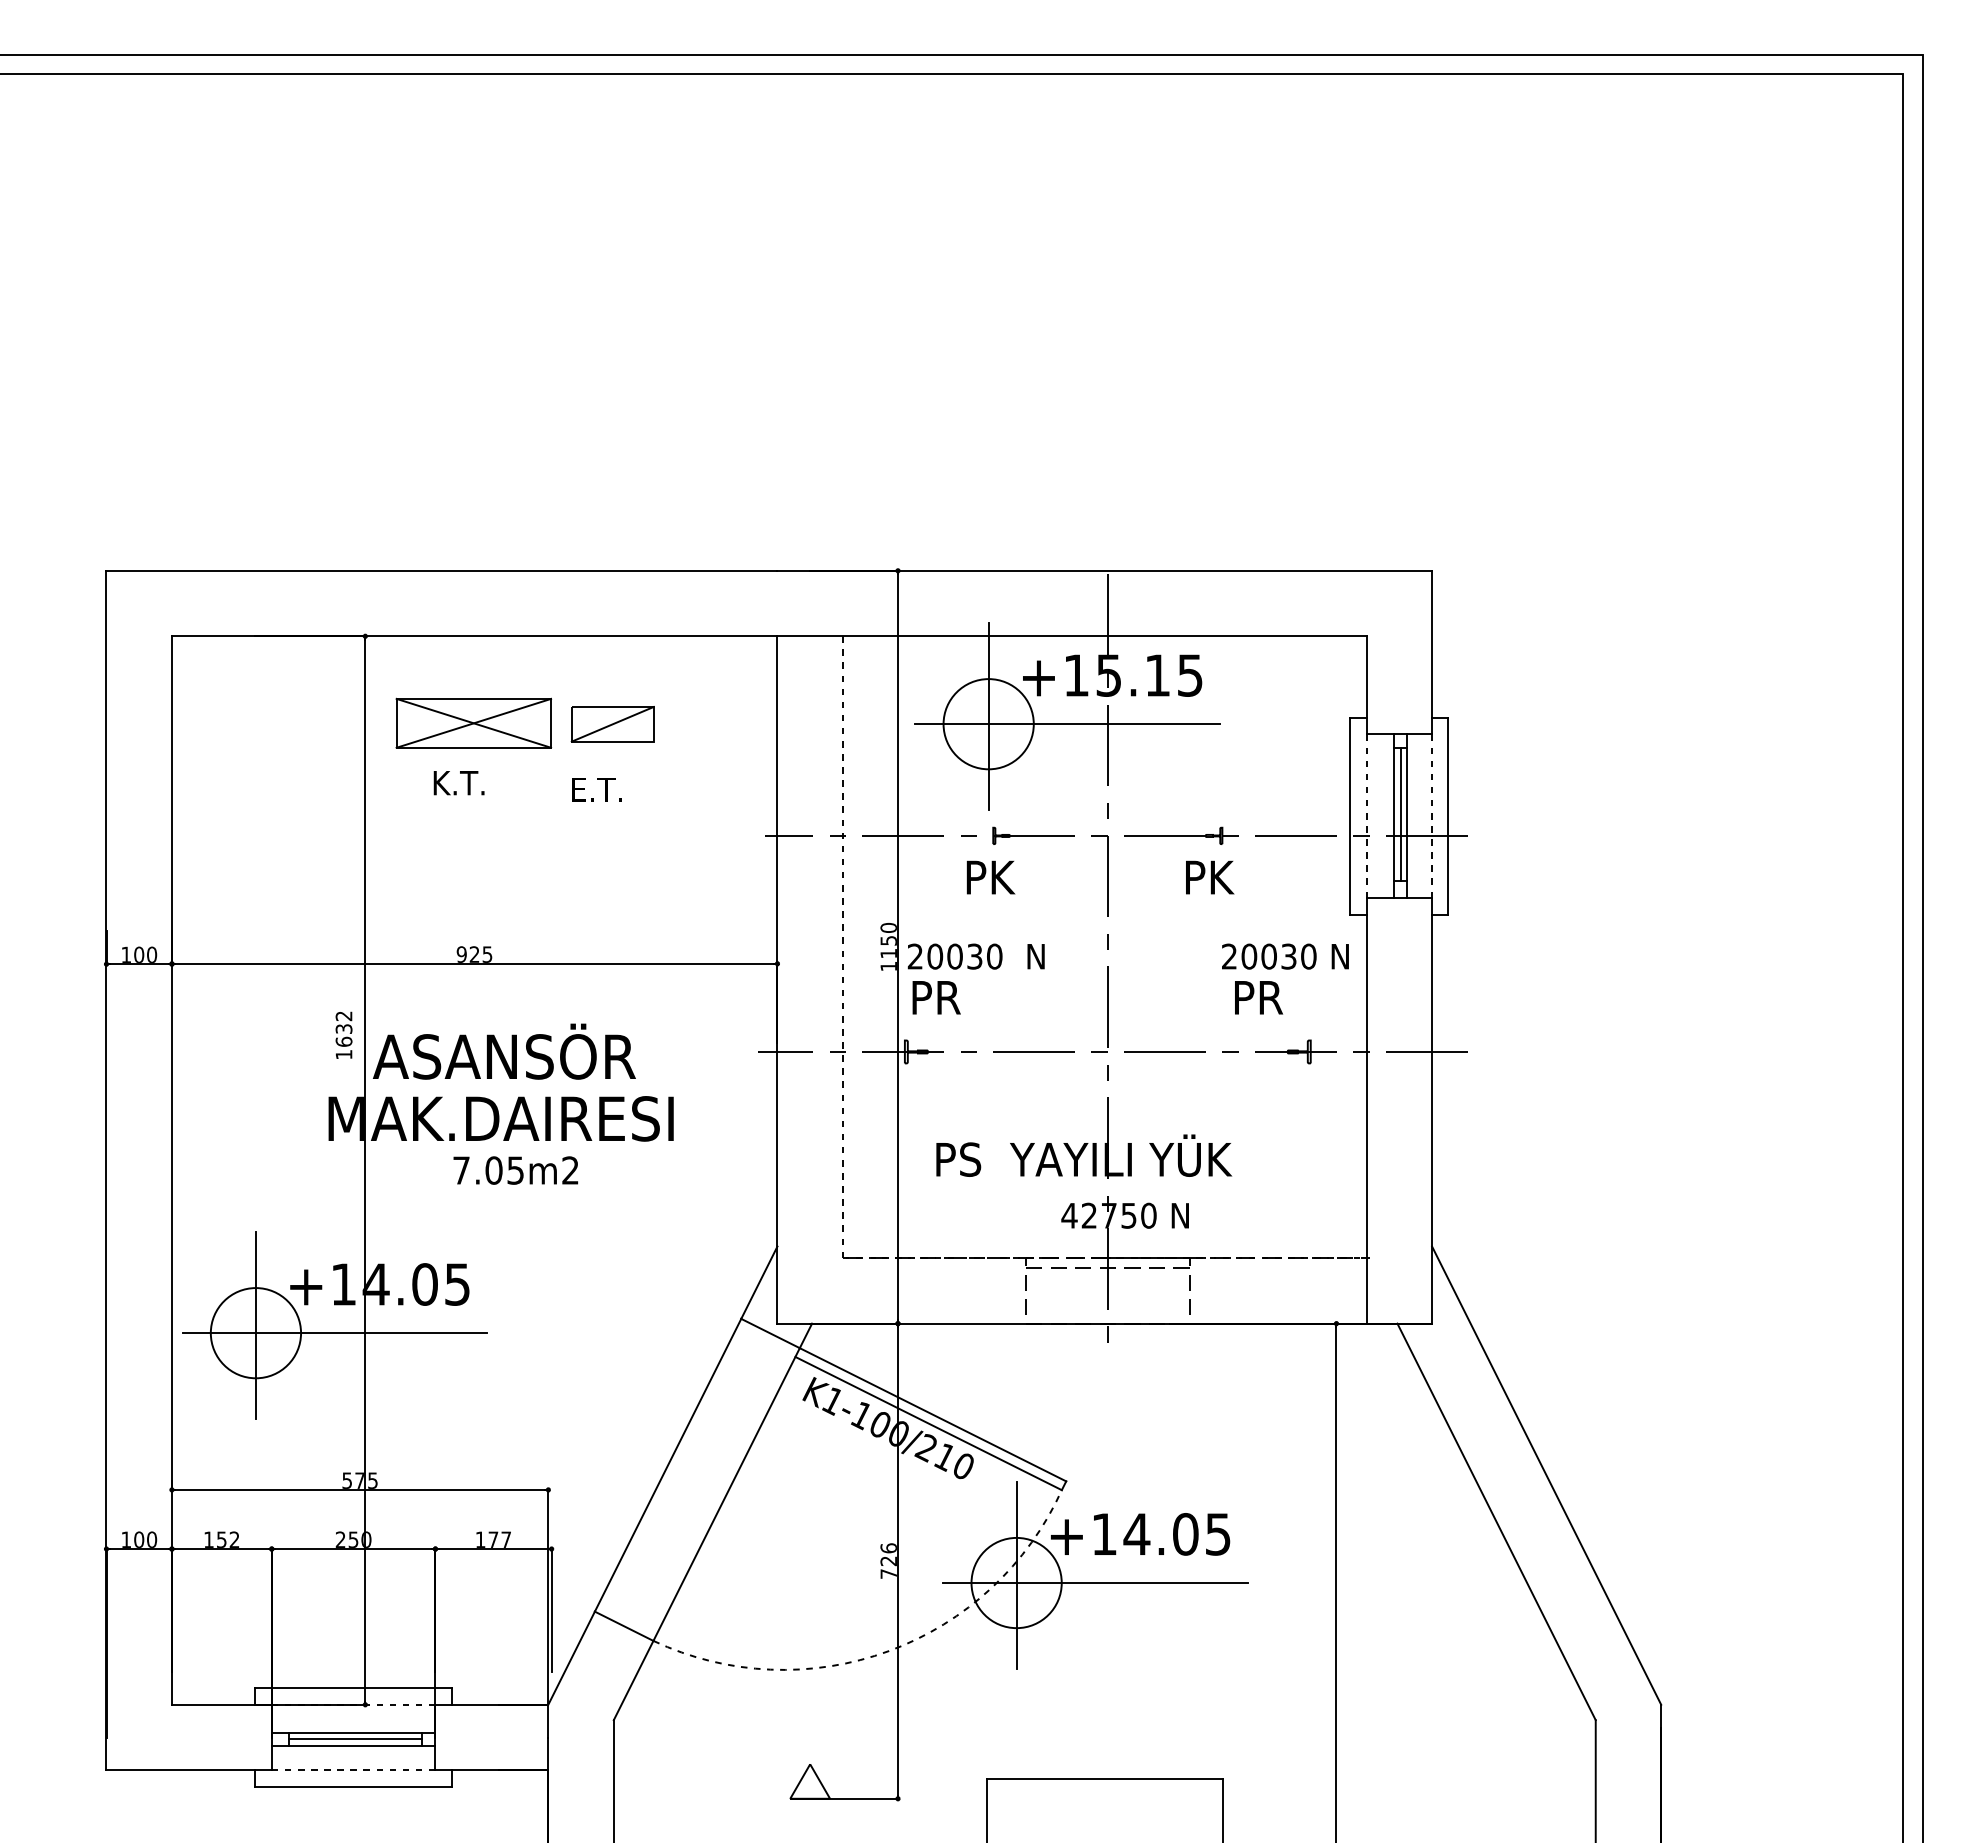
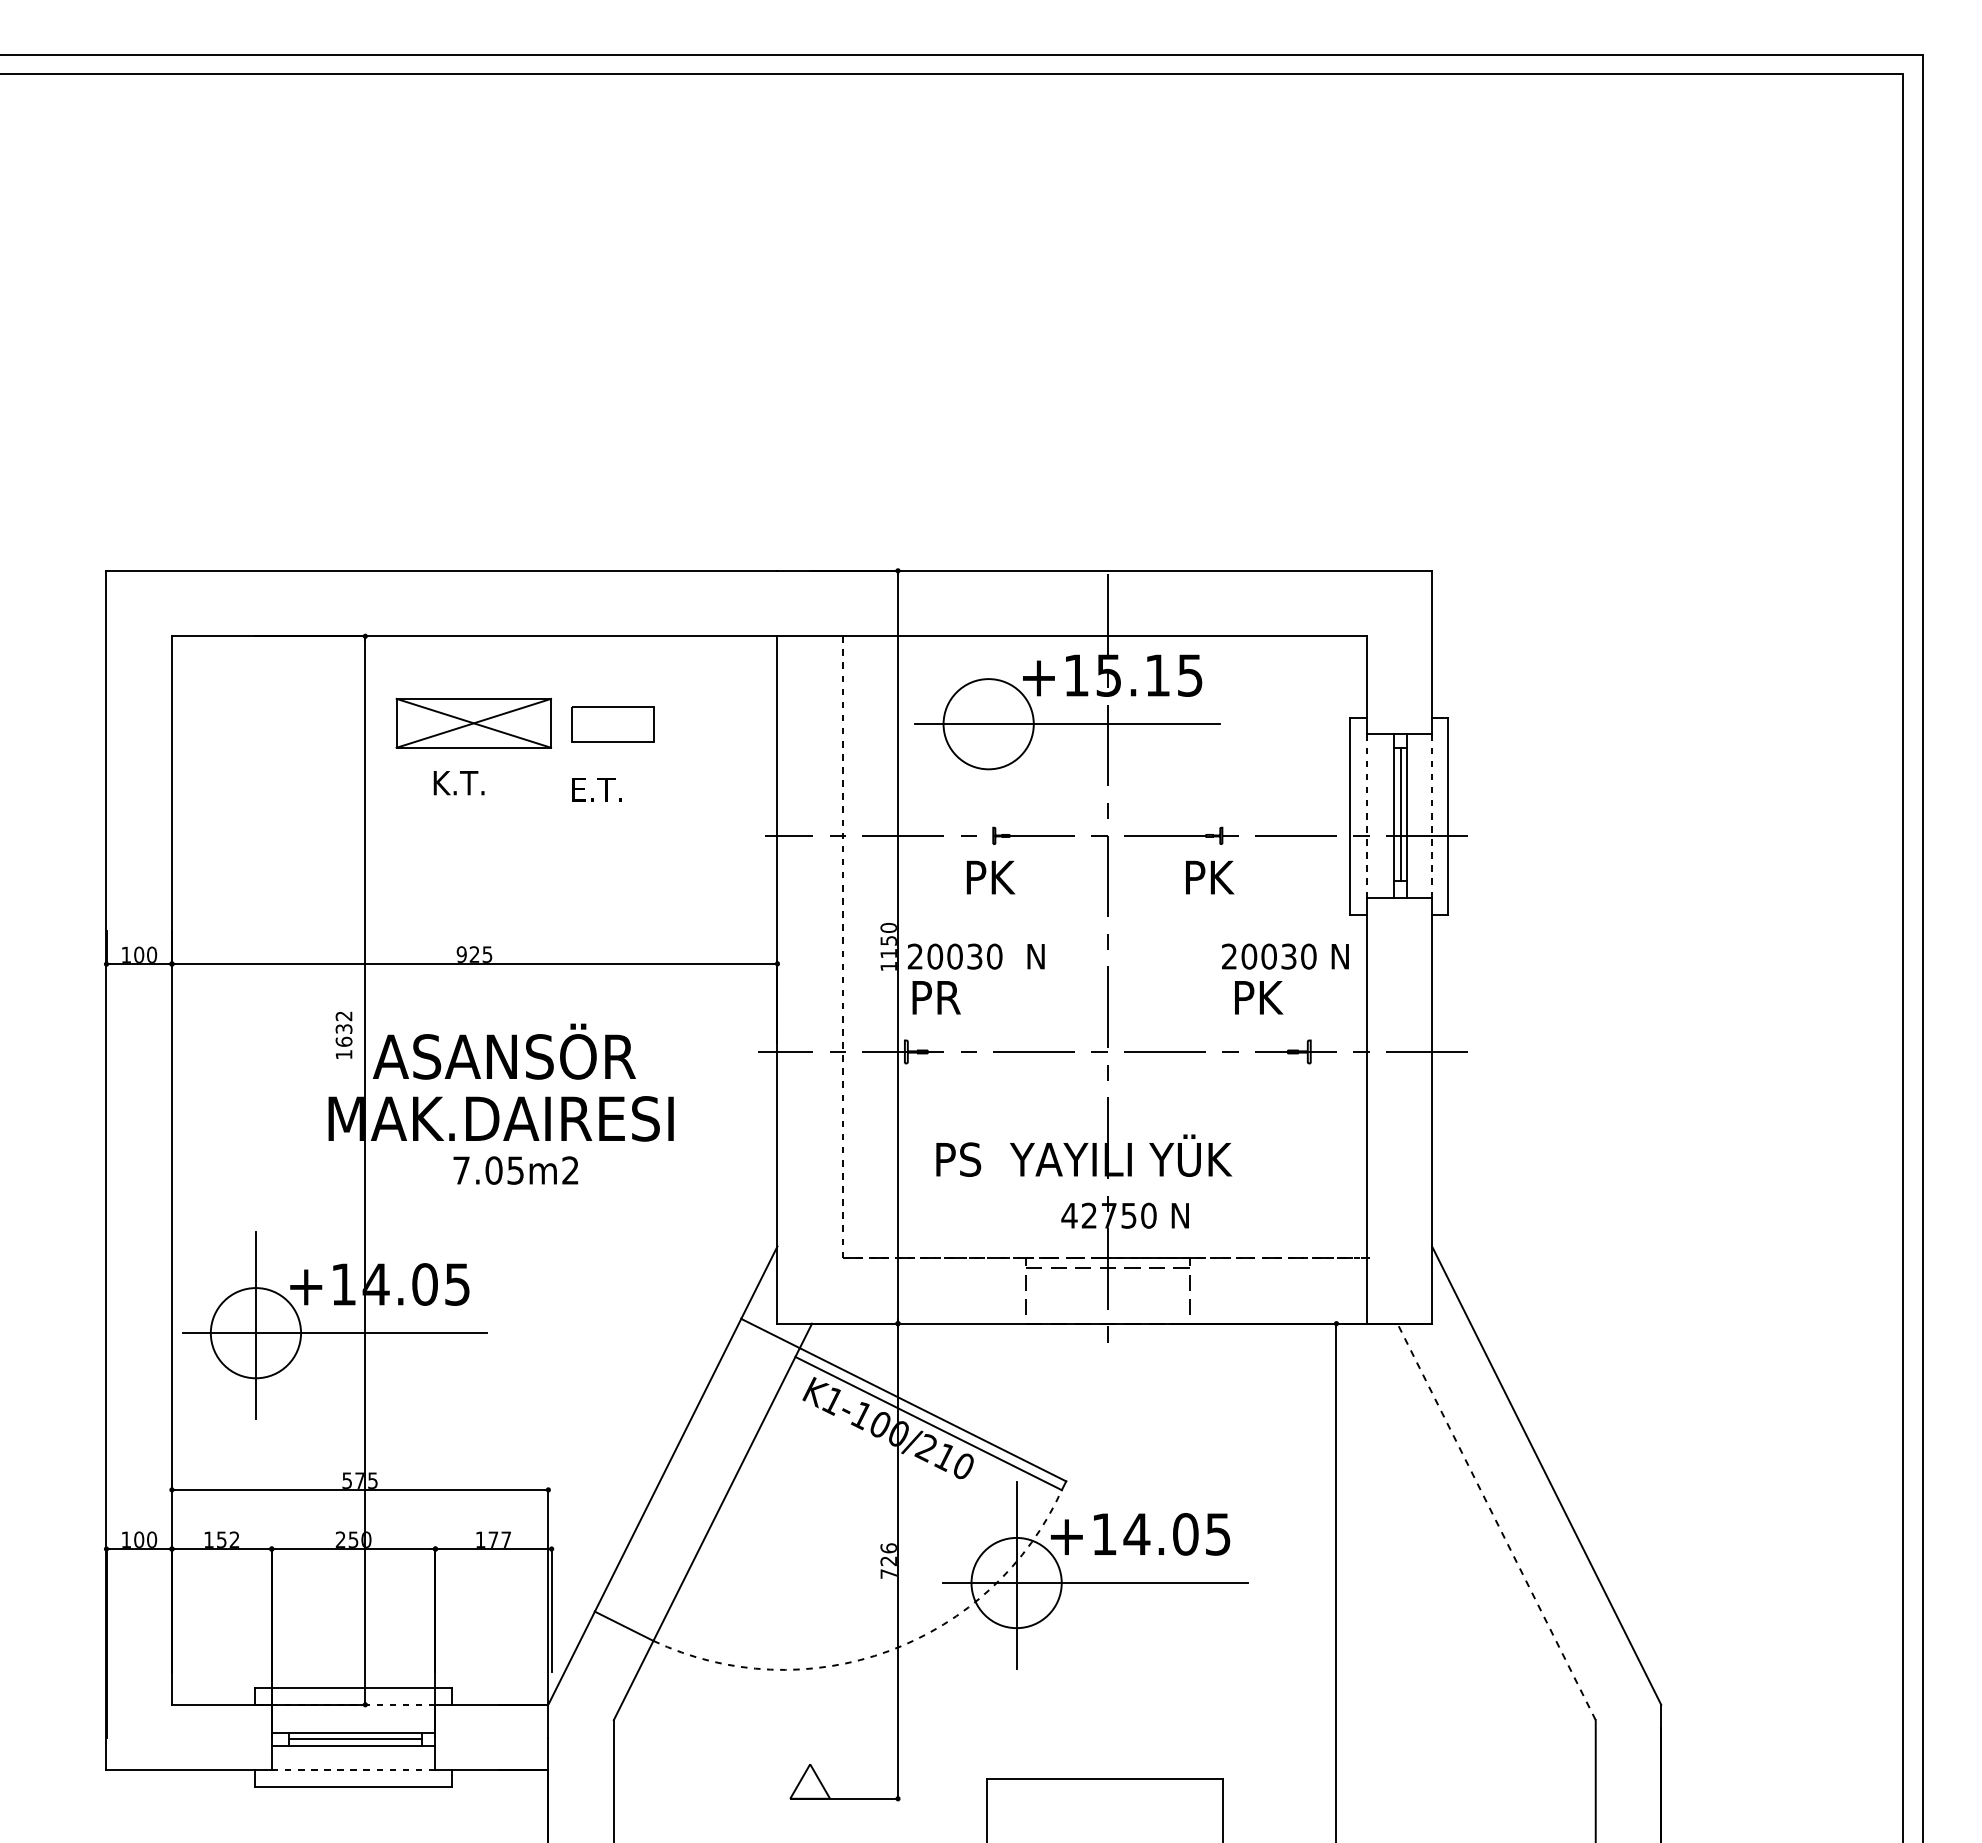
line: present -> none (988, 716)
line: present -> none (612, 723)
text: PR -> PK (1273, 997)
line: solid -> dashed (1496, 1521)
